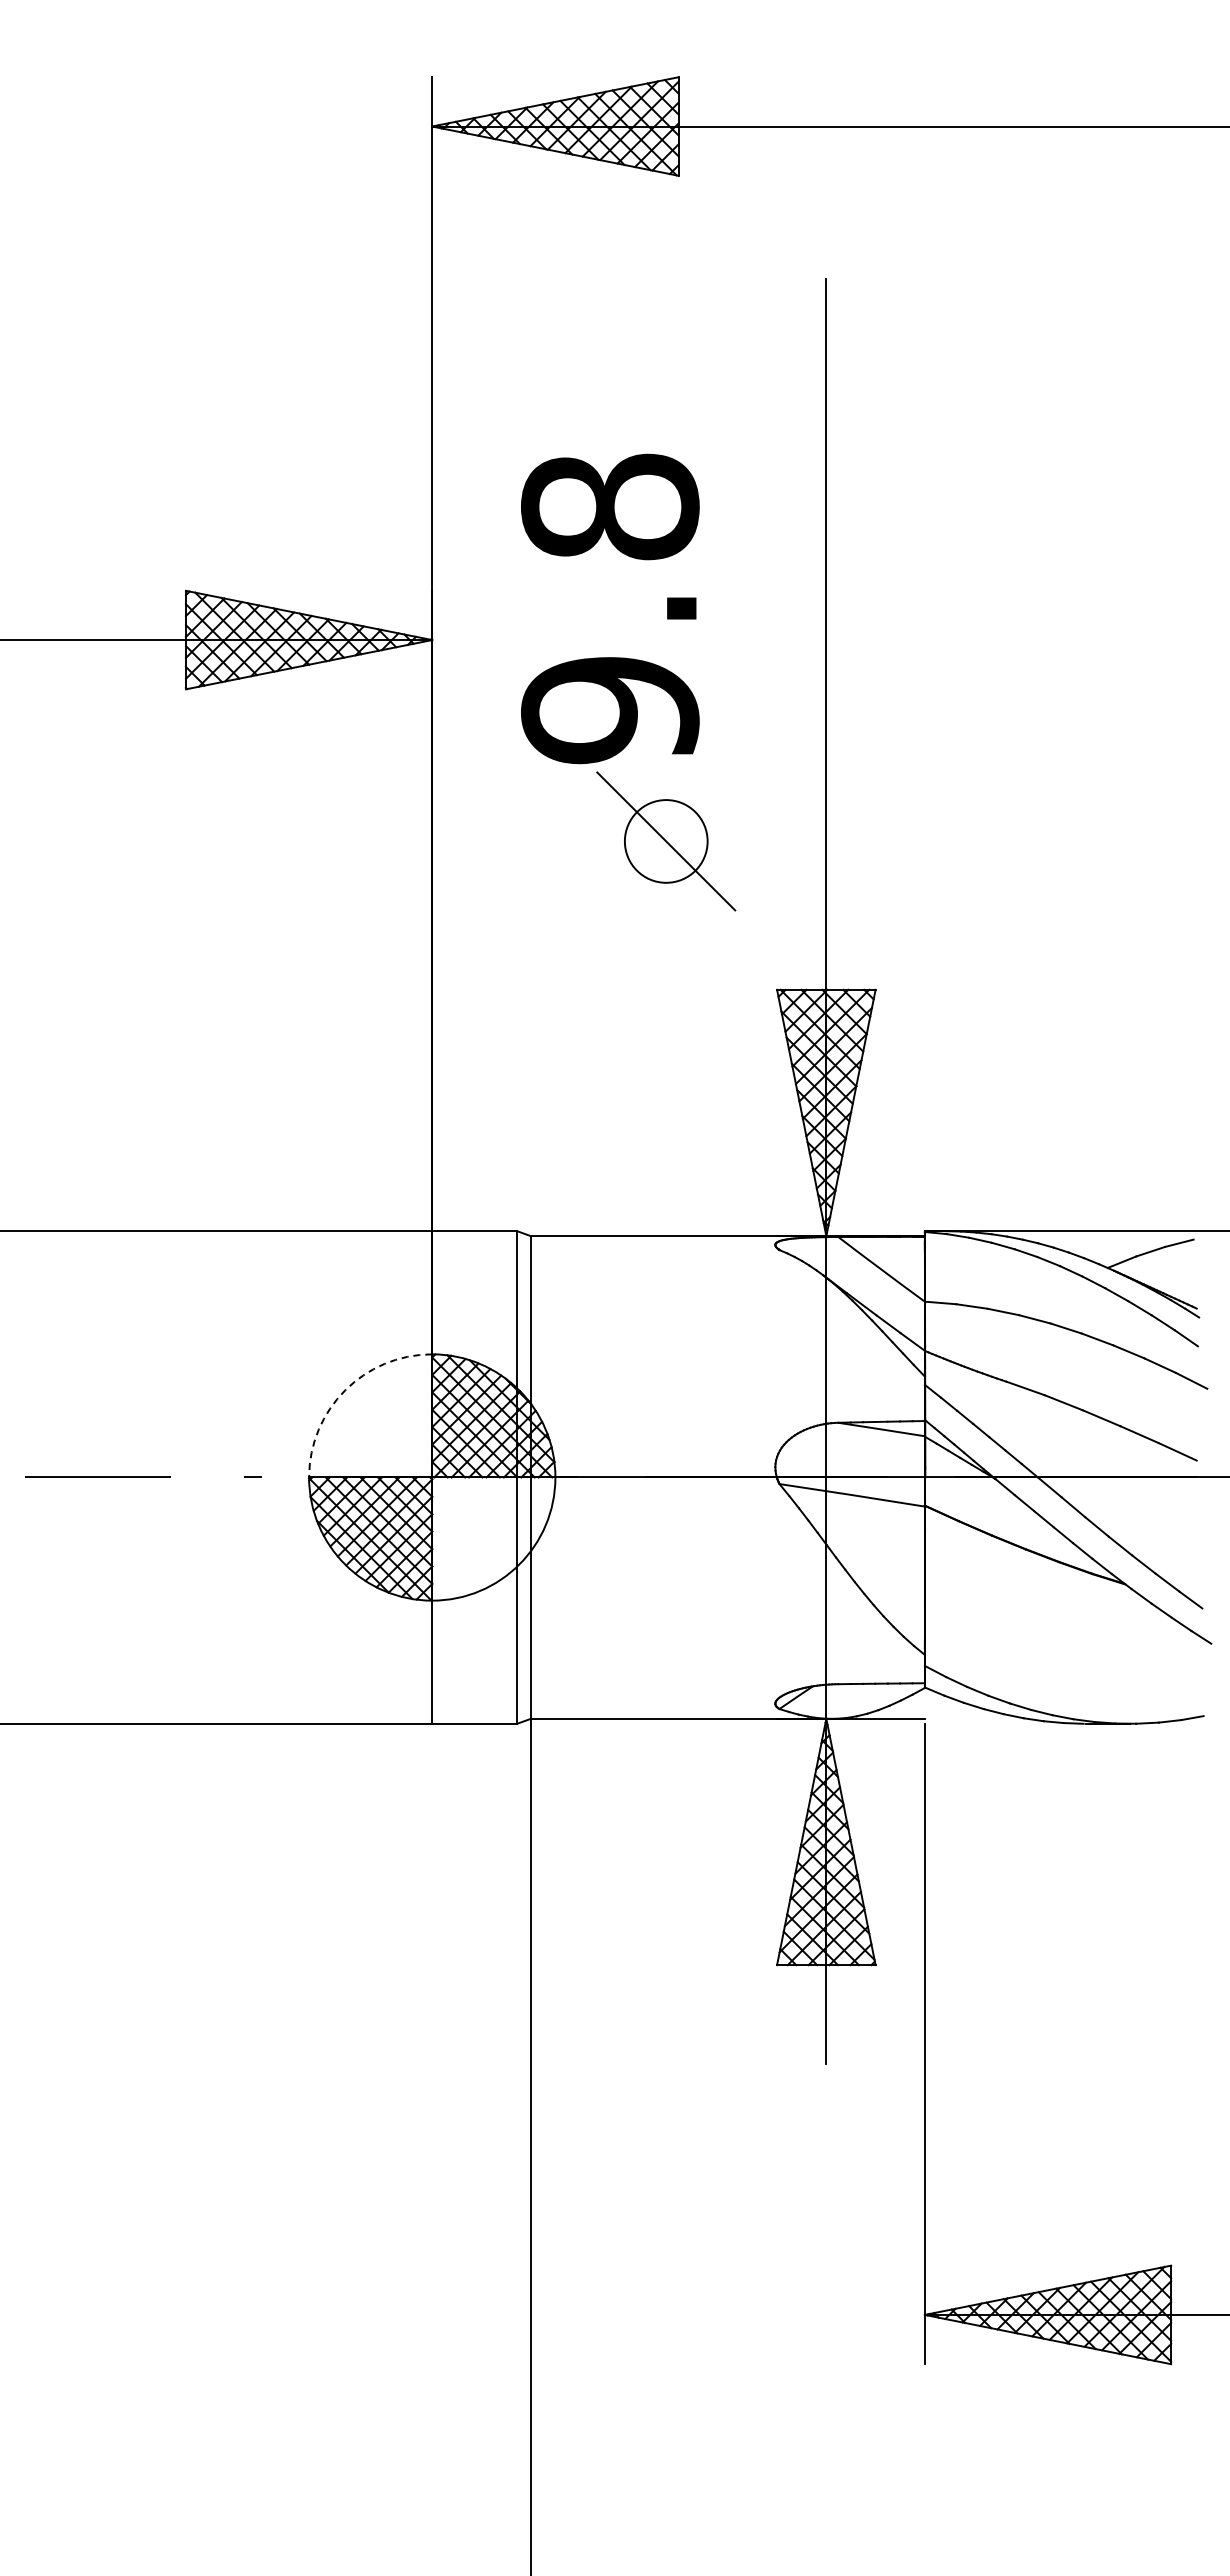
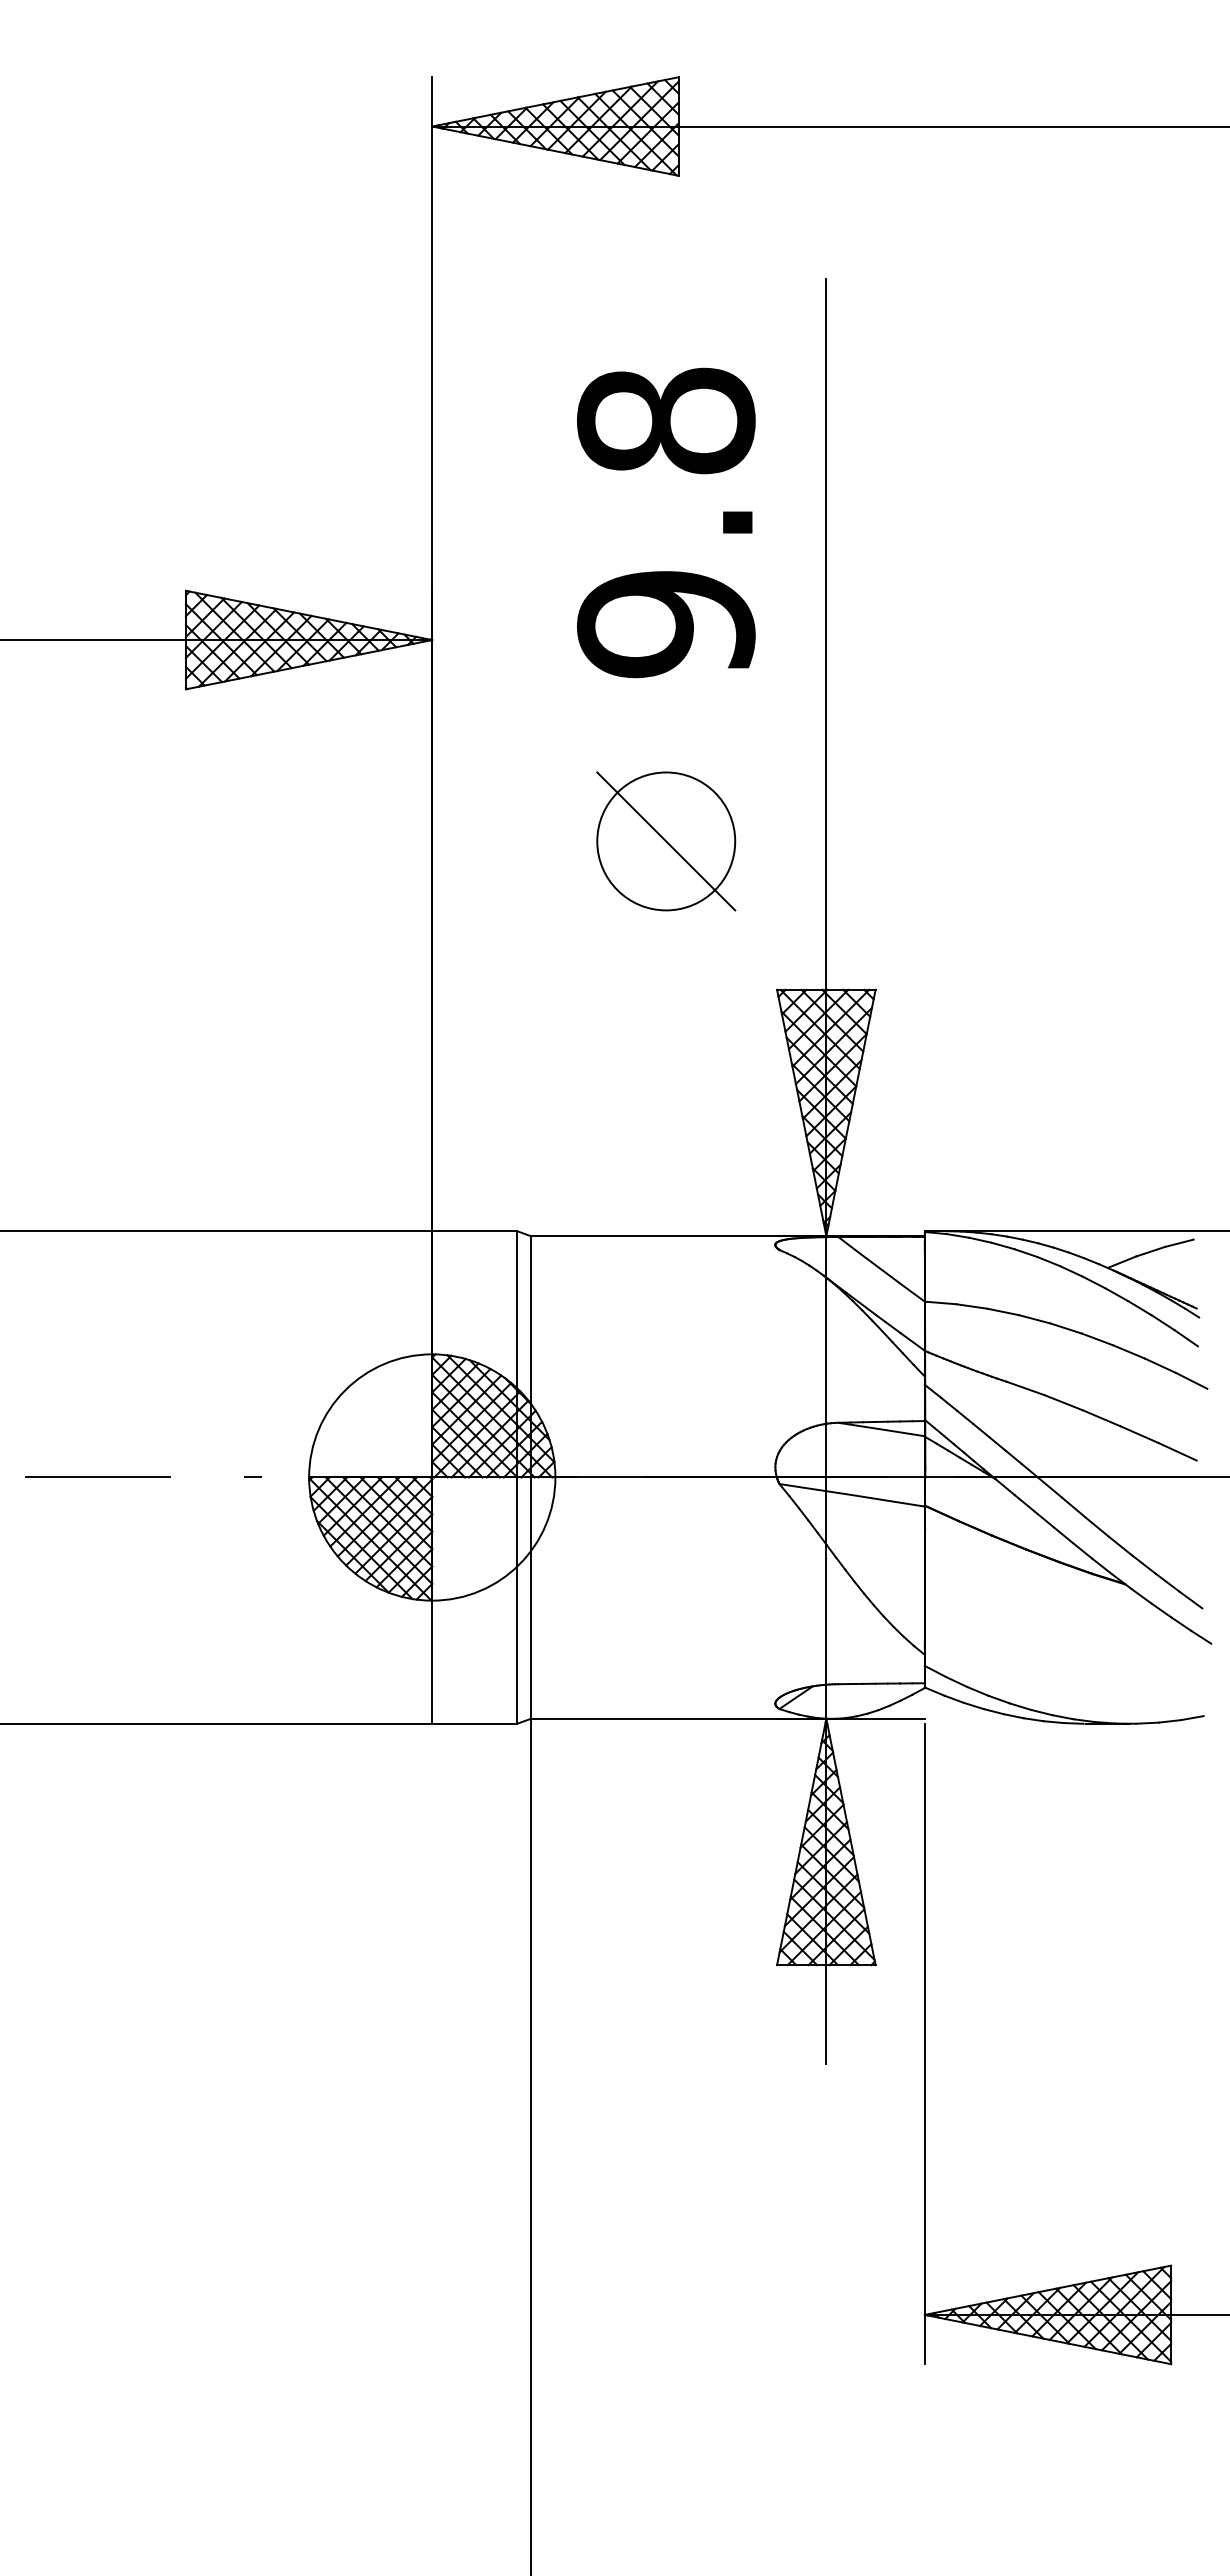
text position: (610, 608) -> (666, 522) (666, 522)
circle diameter: 83 px -> 138 px (666, 841)
arc: dashed -> solid (345, 1390)
